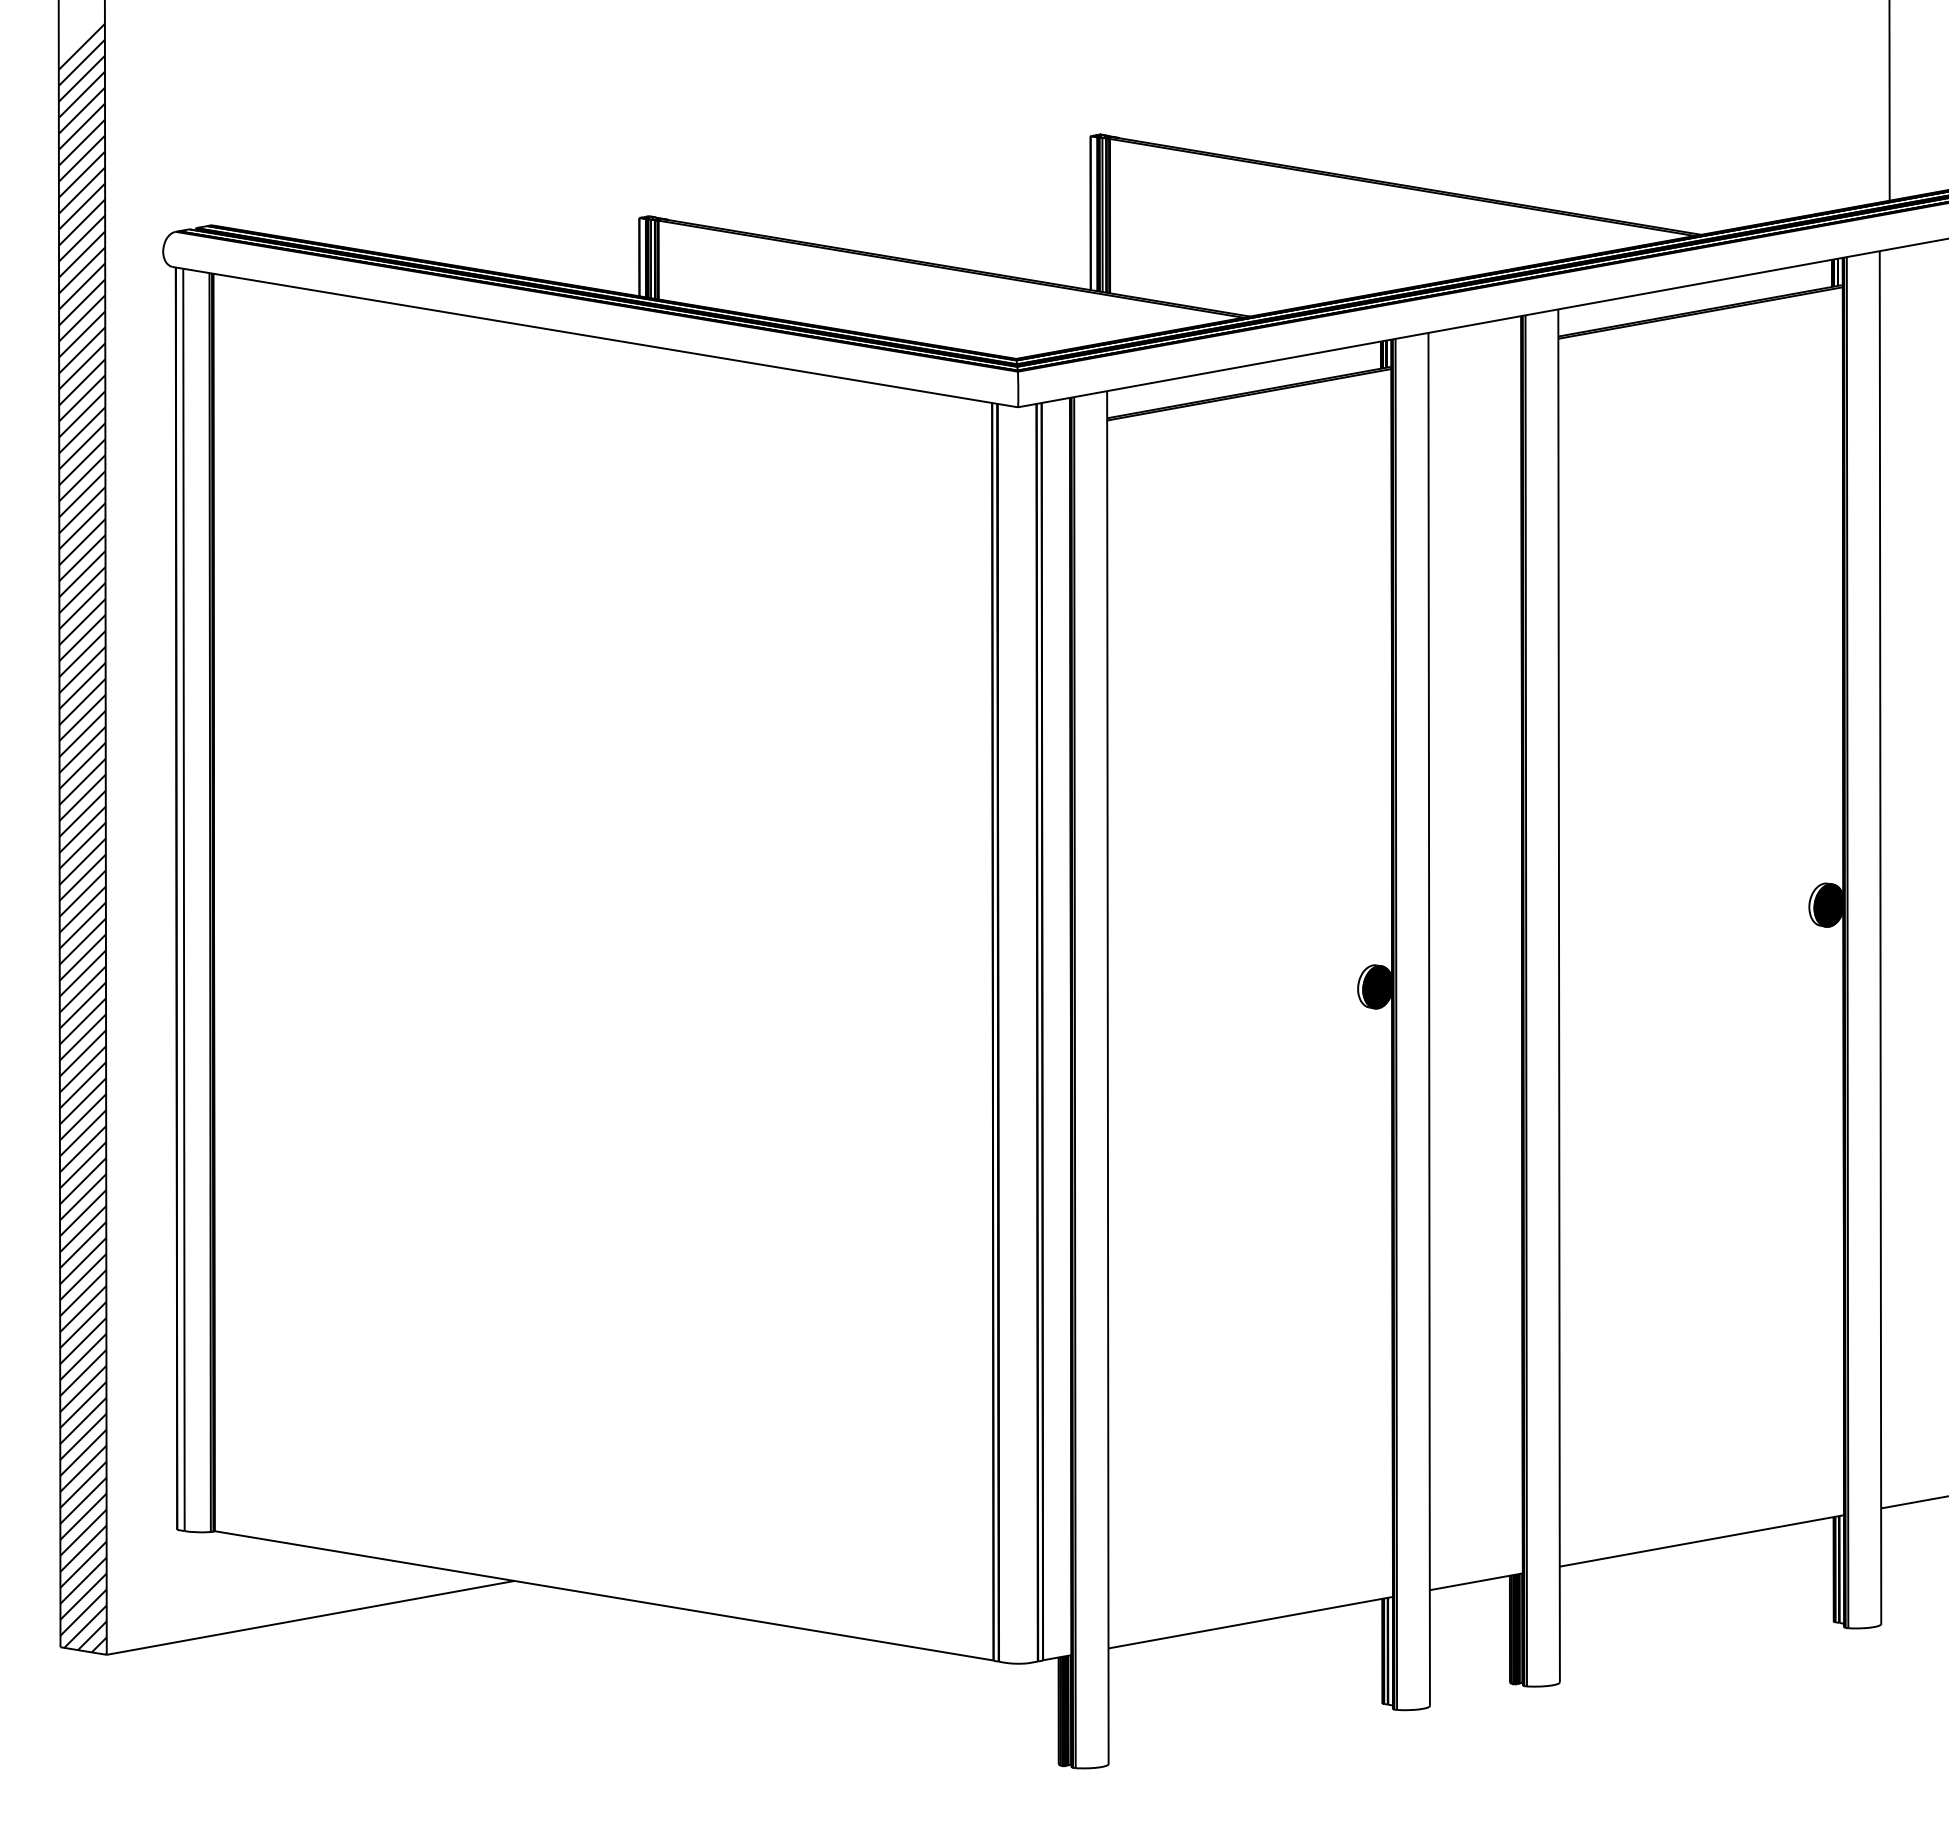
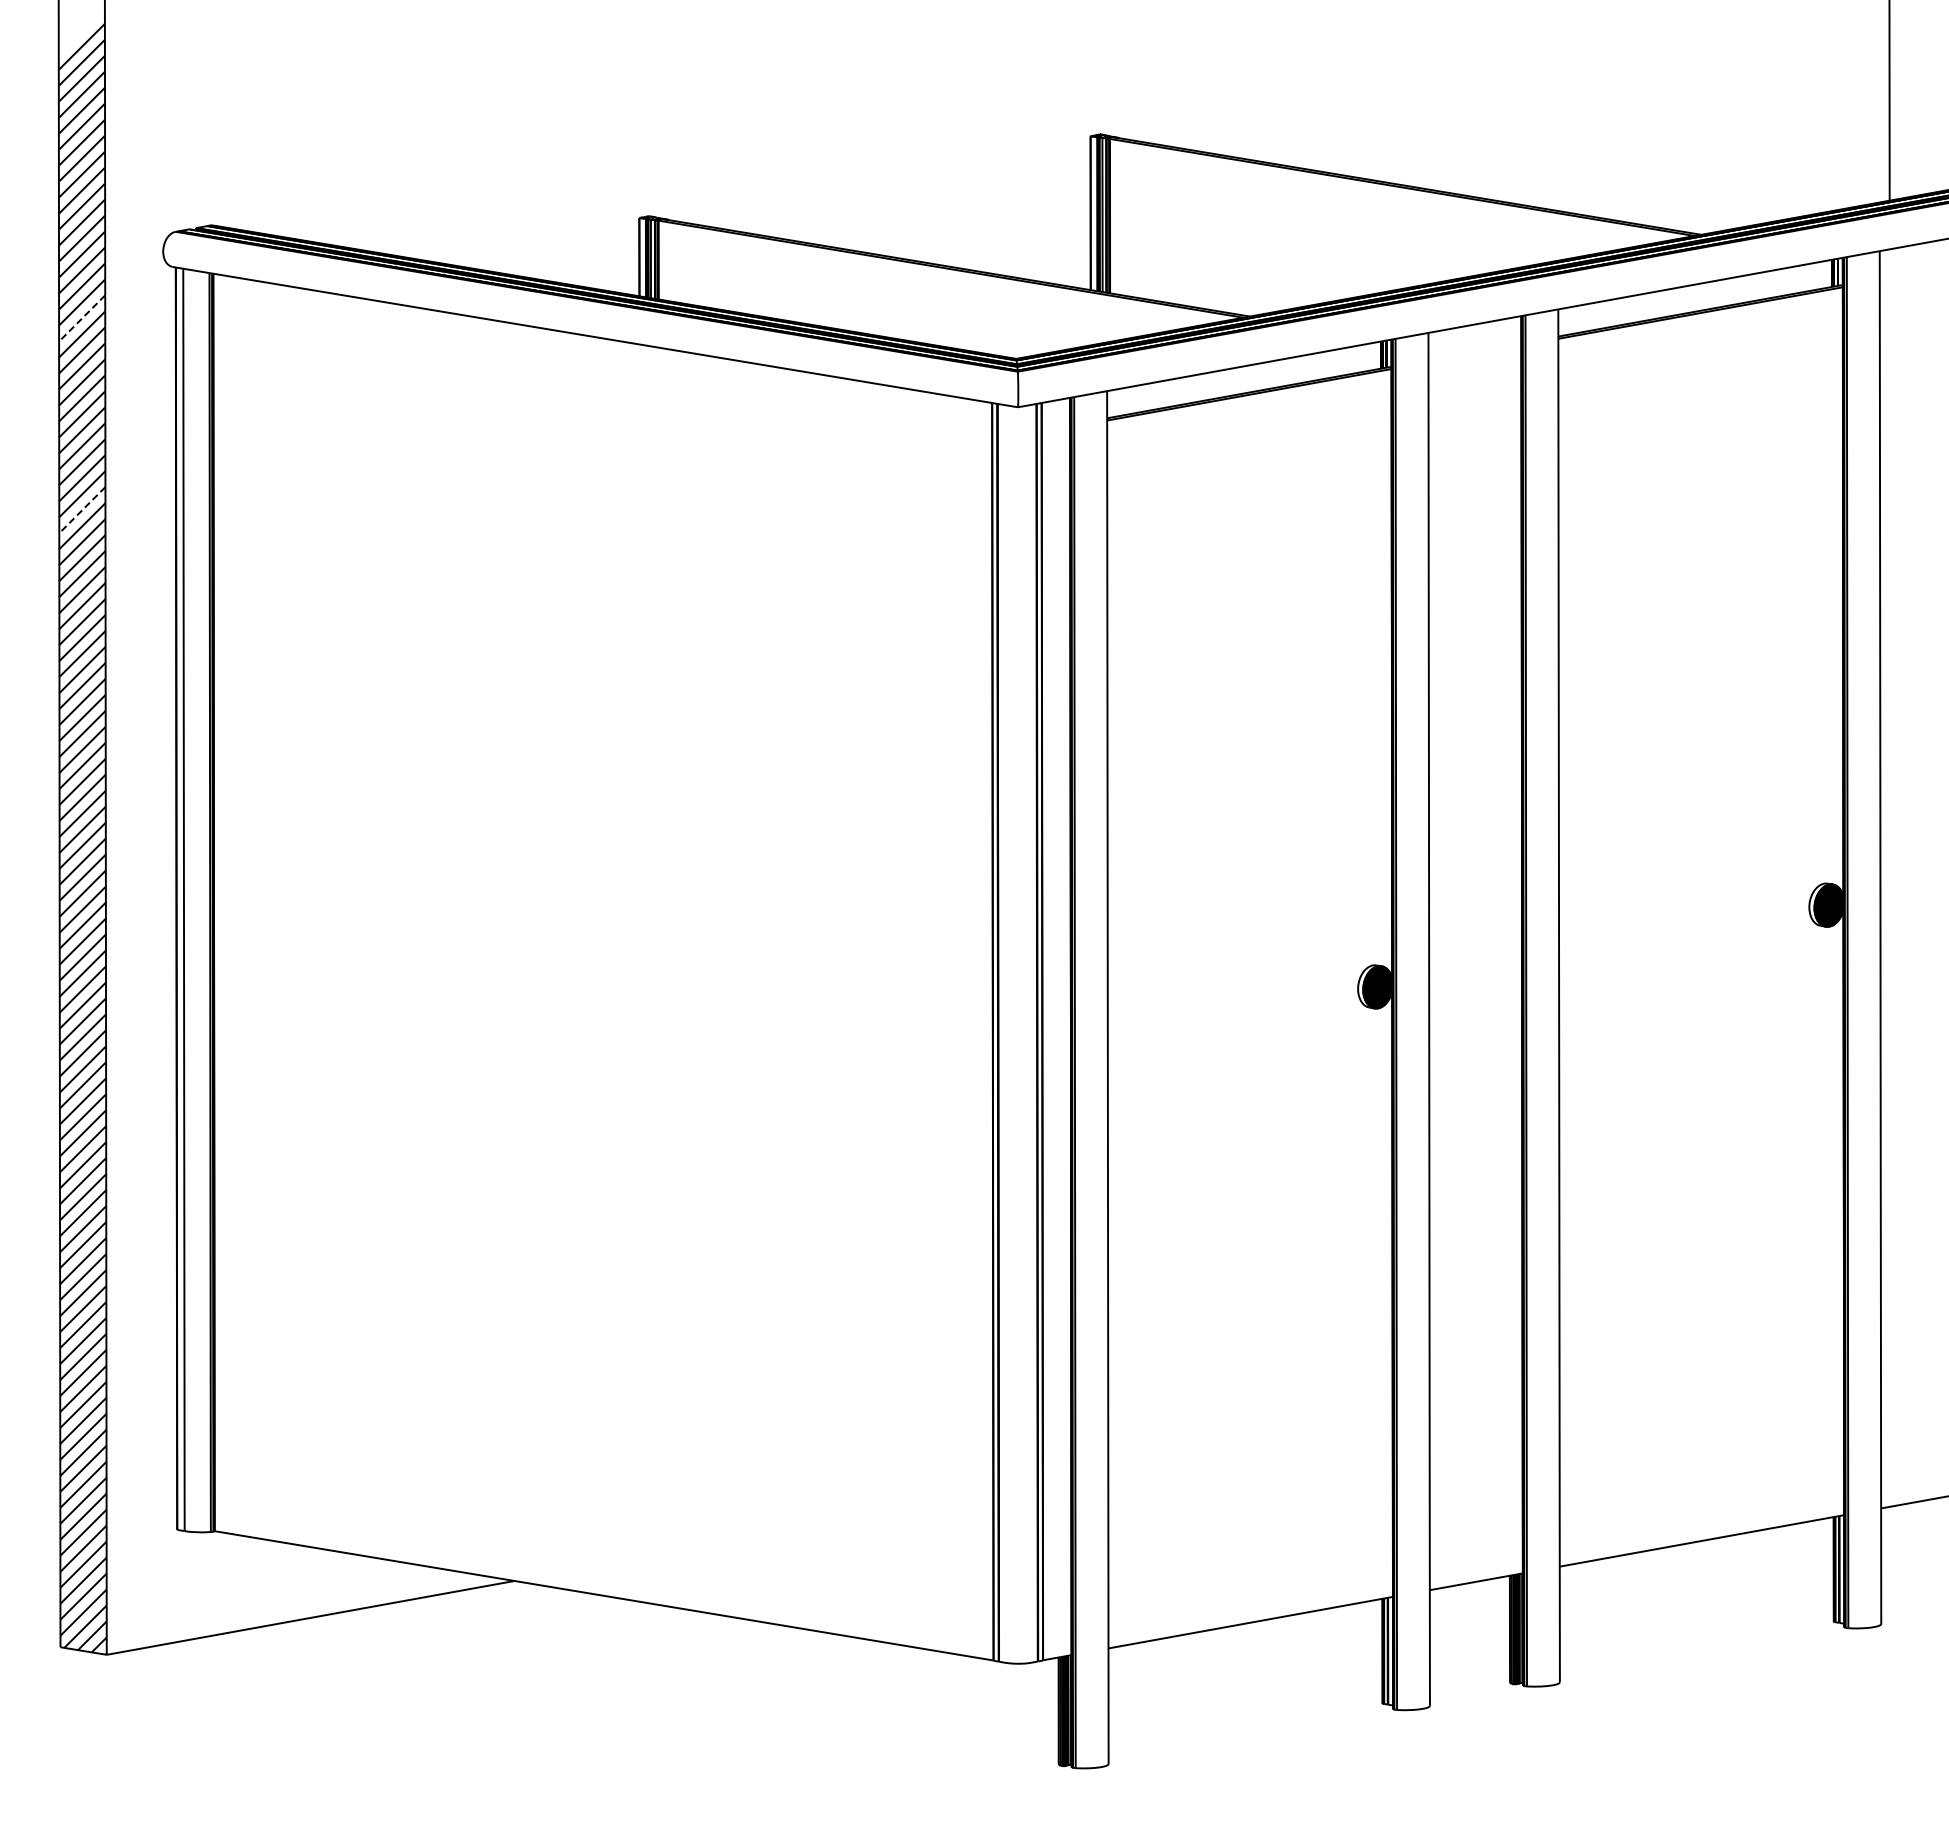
line: solid -> dashed (82, 318)
line: solid -> dashed (82, 510)
